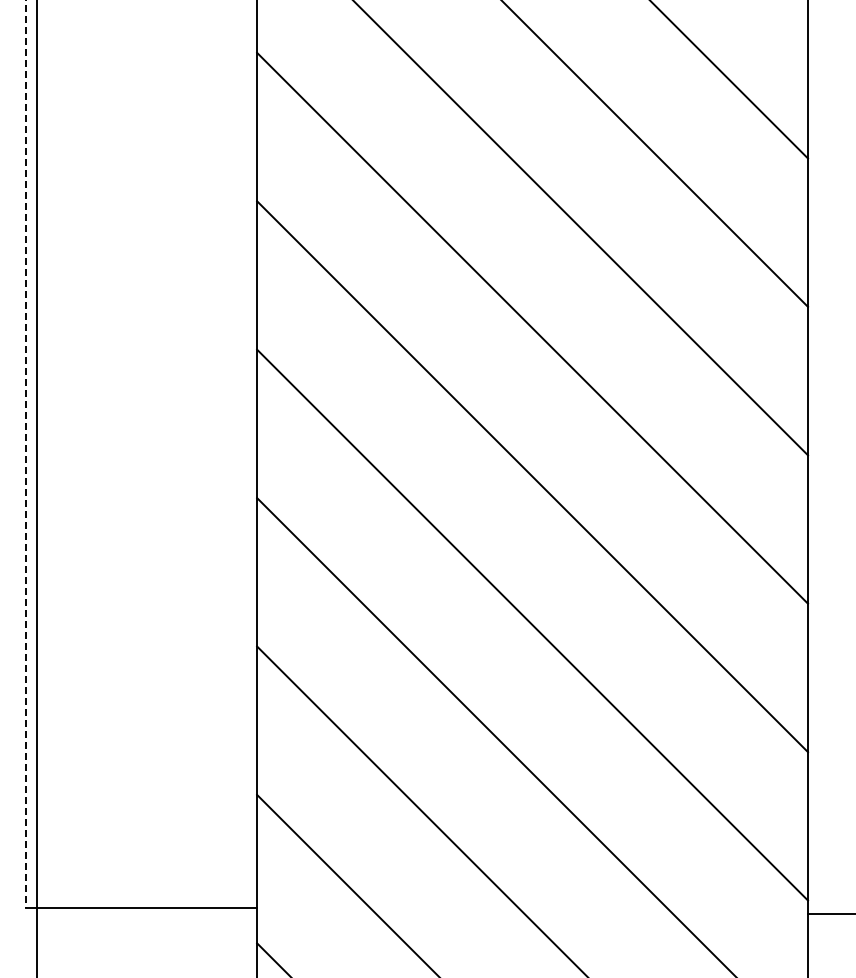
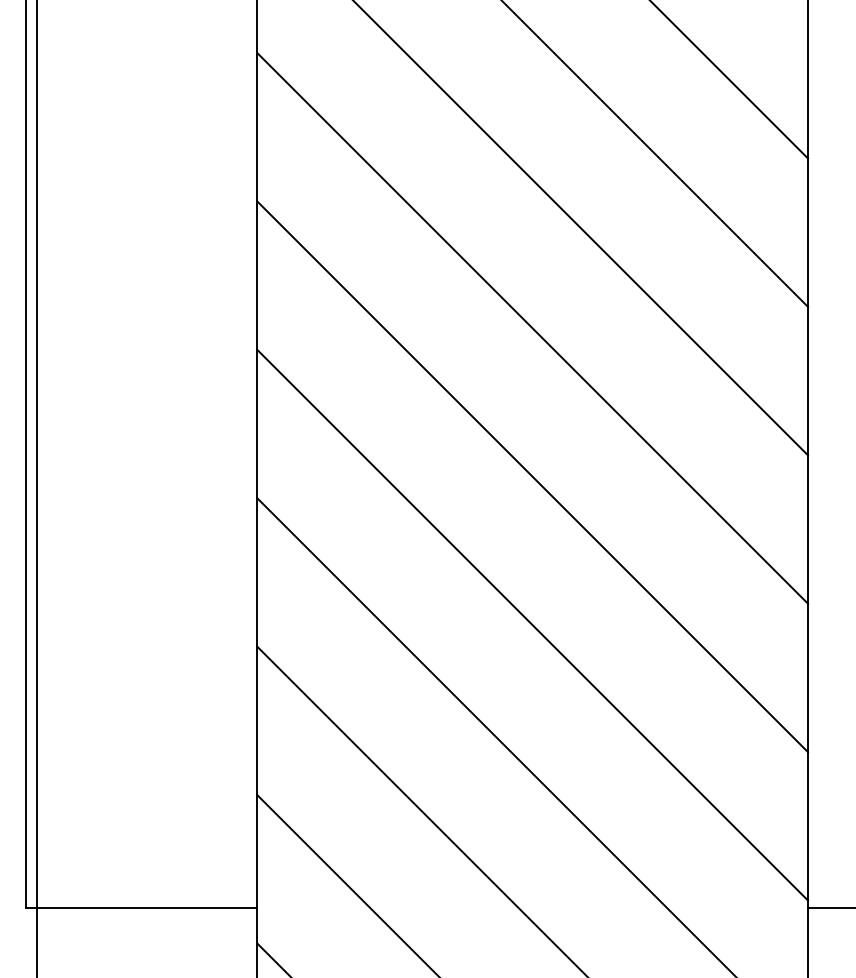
line: dashed -> solid (25, 454)
line position: (829, 914) -> (829, 908) (829, 908)
